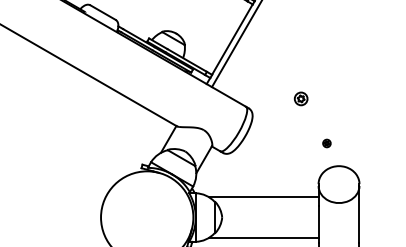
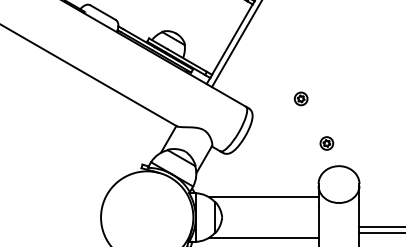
part size: 10x11 px -> 16x15 px (326, 143)
line: none -> present (380, 226)
line: none -> present (380, 232)
